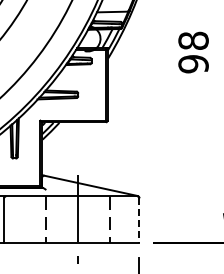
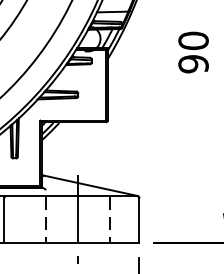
text: 98 -> 90 (193, 40)
line: dashed -> solid (139, 220)
